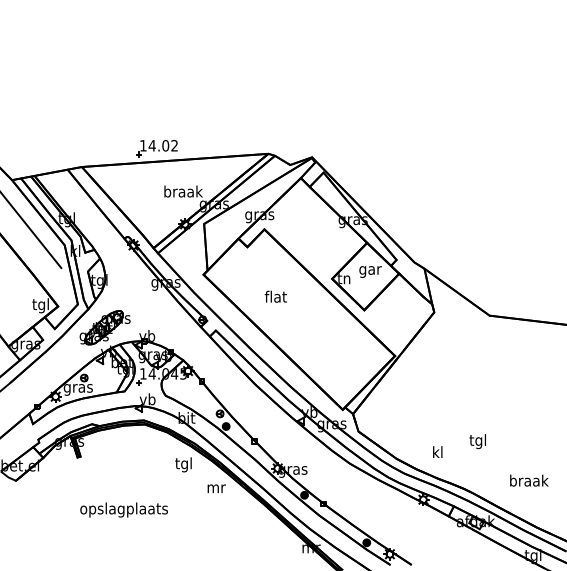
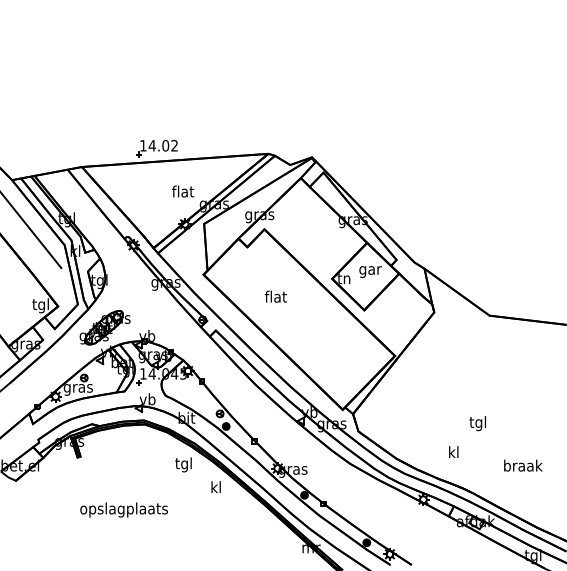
text: braak -> flat (183, 191)
text position: (477, 441) -> (477, 423) (477, 423)
text position: (437, 451) -> (453, 451) (453, 451)
text position: (529, 480) -> (523, 465) (523, 465)
text: mr -> kl (216, 487)
